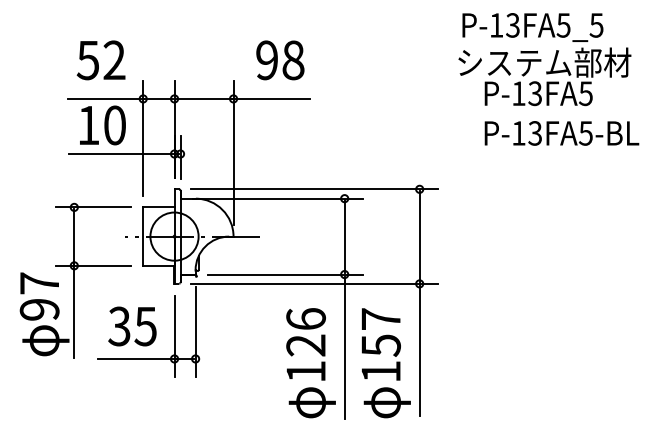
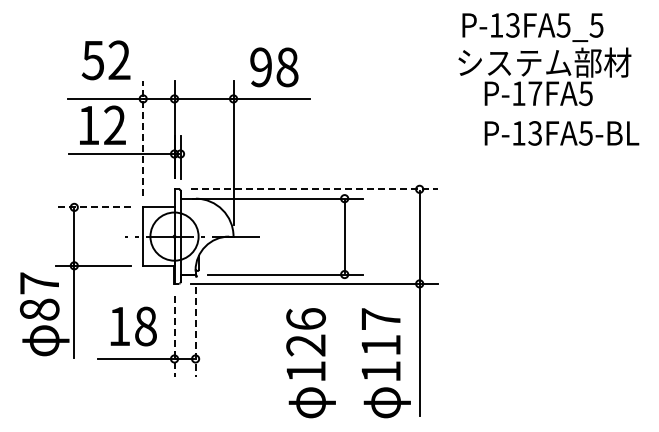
text position: (100, 60) -> (105, 60) (105, 60)
text position: (280, 60) -> (274, 67) (274, 67)
text: P-13FA5 -> P-17FA5 (535, 93)
text: 10 -> 12 (114, 125)
line: solid -> dashed (143, 138)
line: solid -> dashed (314, 189)
line: solid -> dashed (93, 207)
text: 97 -> 87 (39, 309)
text: 35 -> 18 (132, 326)
line: solid -> dashed (195, 332)
line: solid -> dashed (174, 336)
text: 157 -> 117 (380, 345)
line: present -> none (344, 347)
